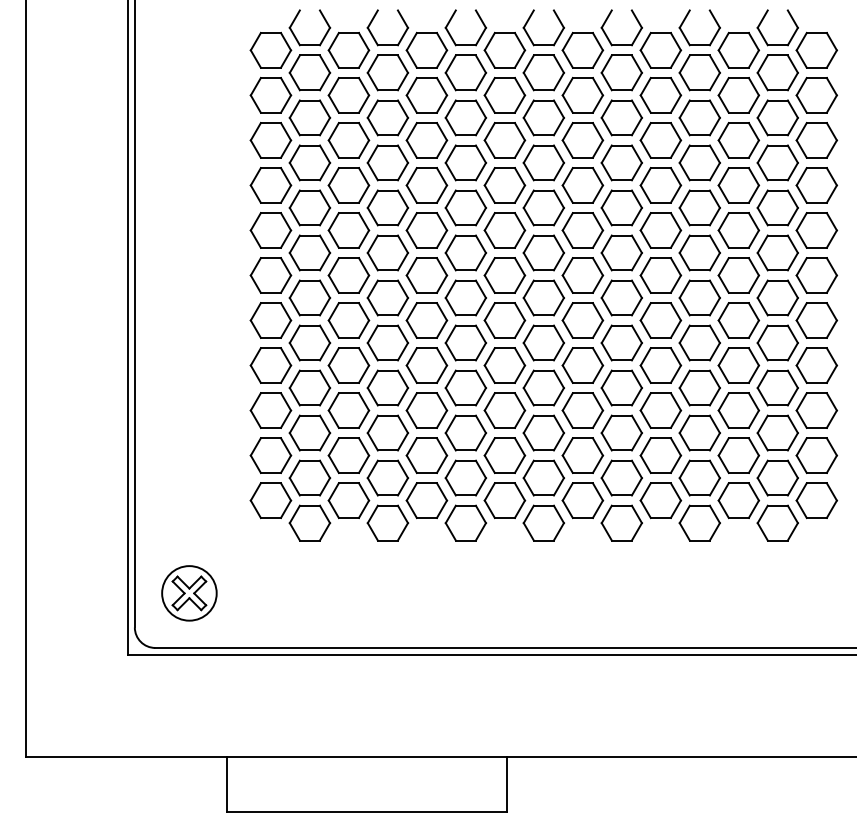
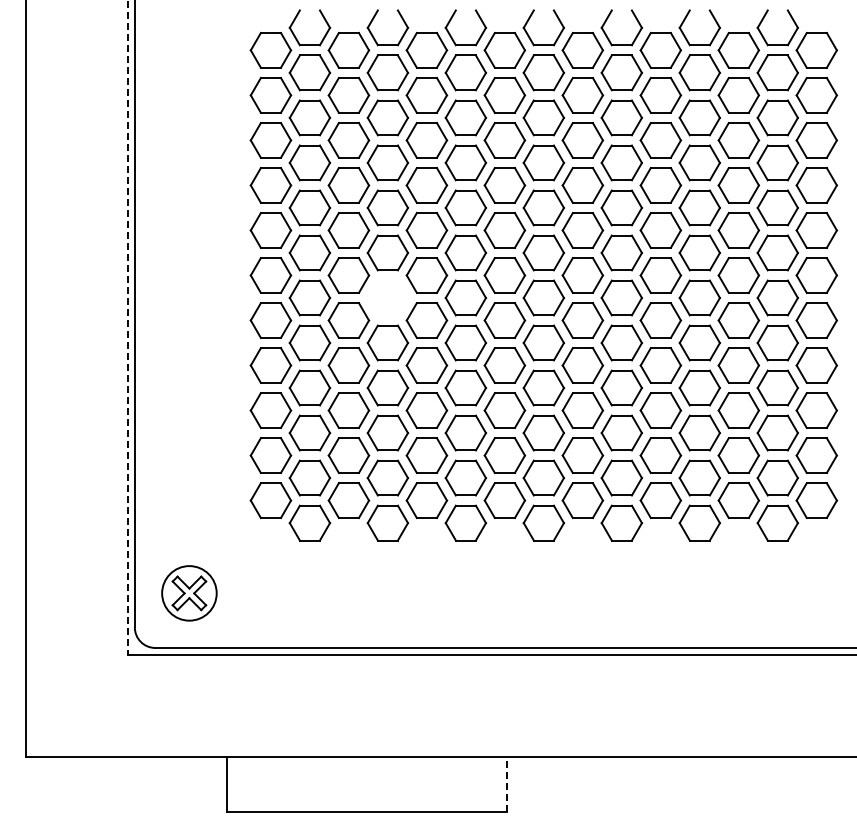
part: present -> none (387, 297)
line: solid -> dashed (128, 327)
line: solid -> dashed (506, 783)
